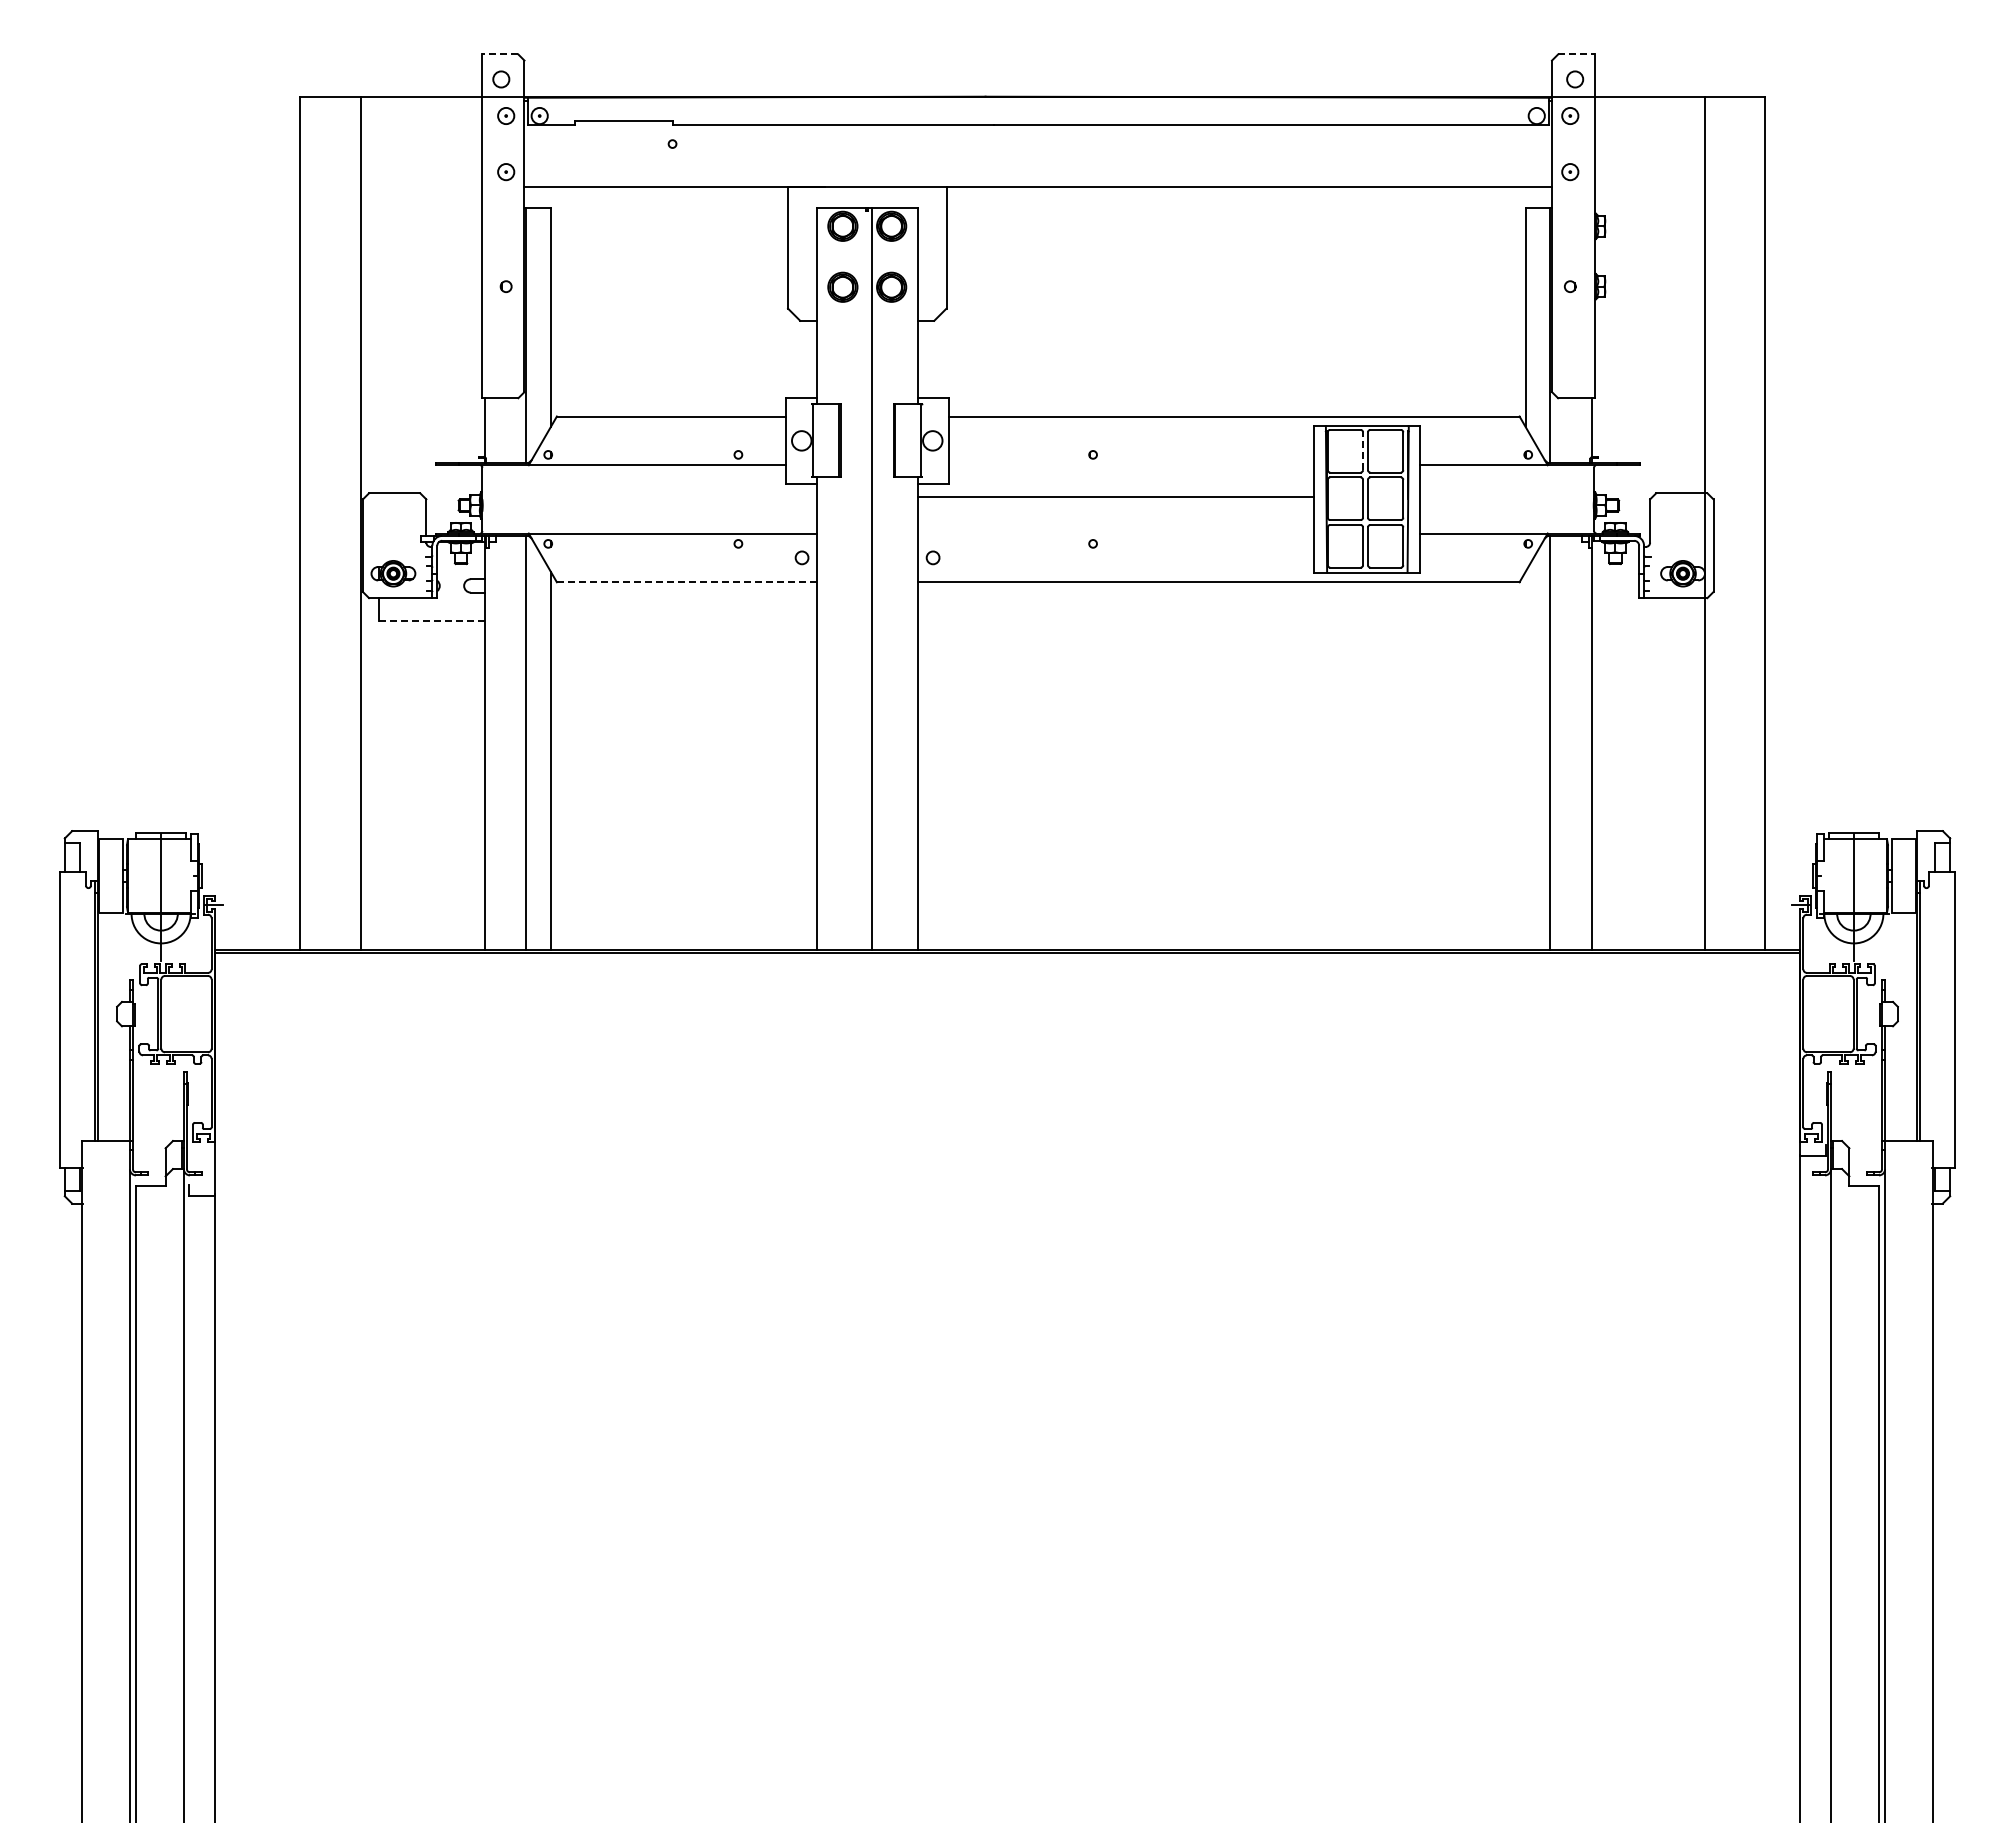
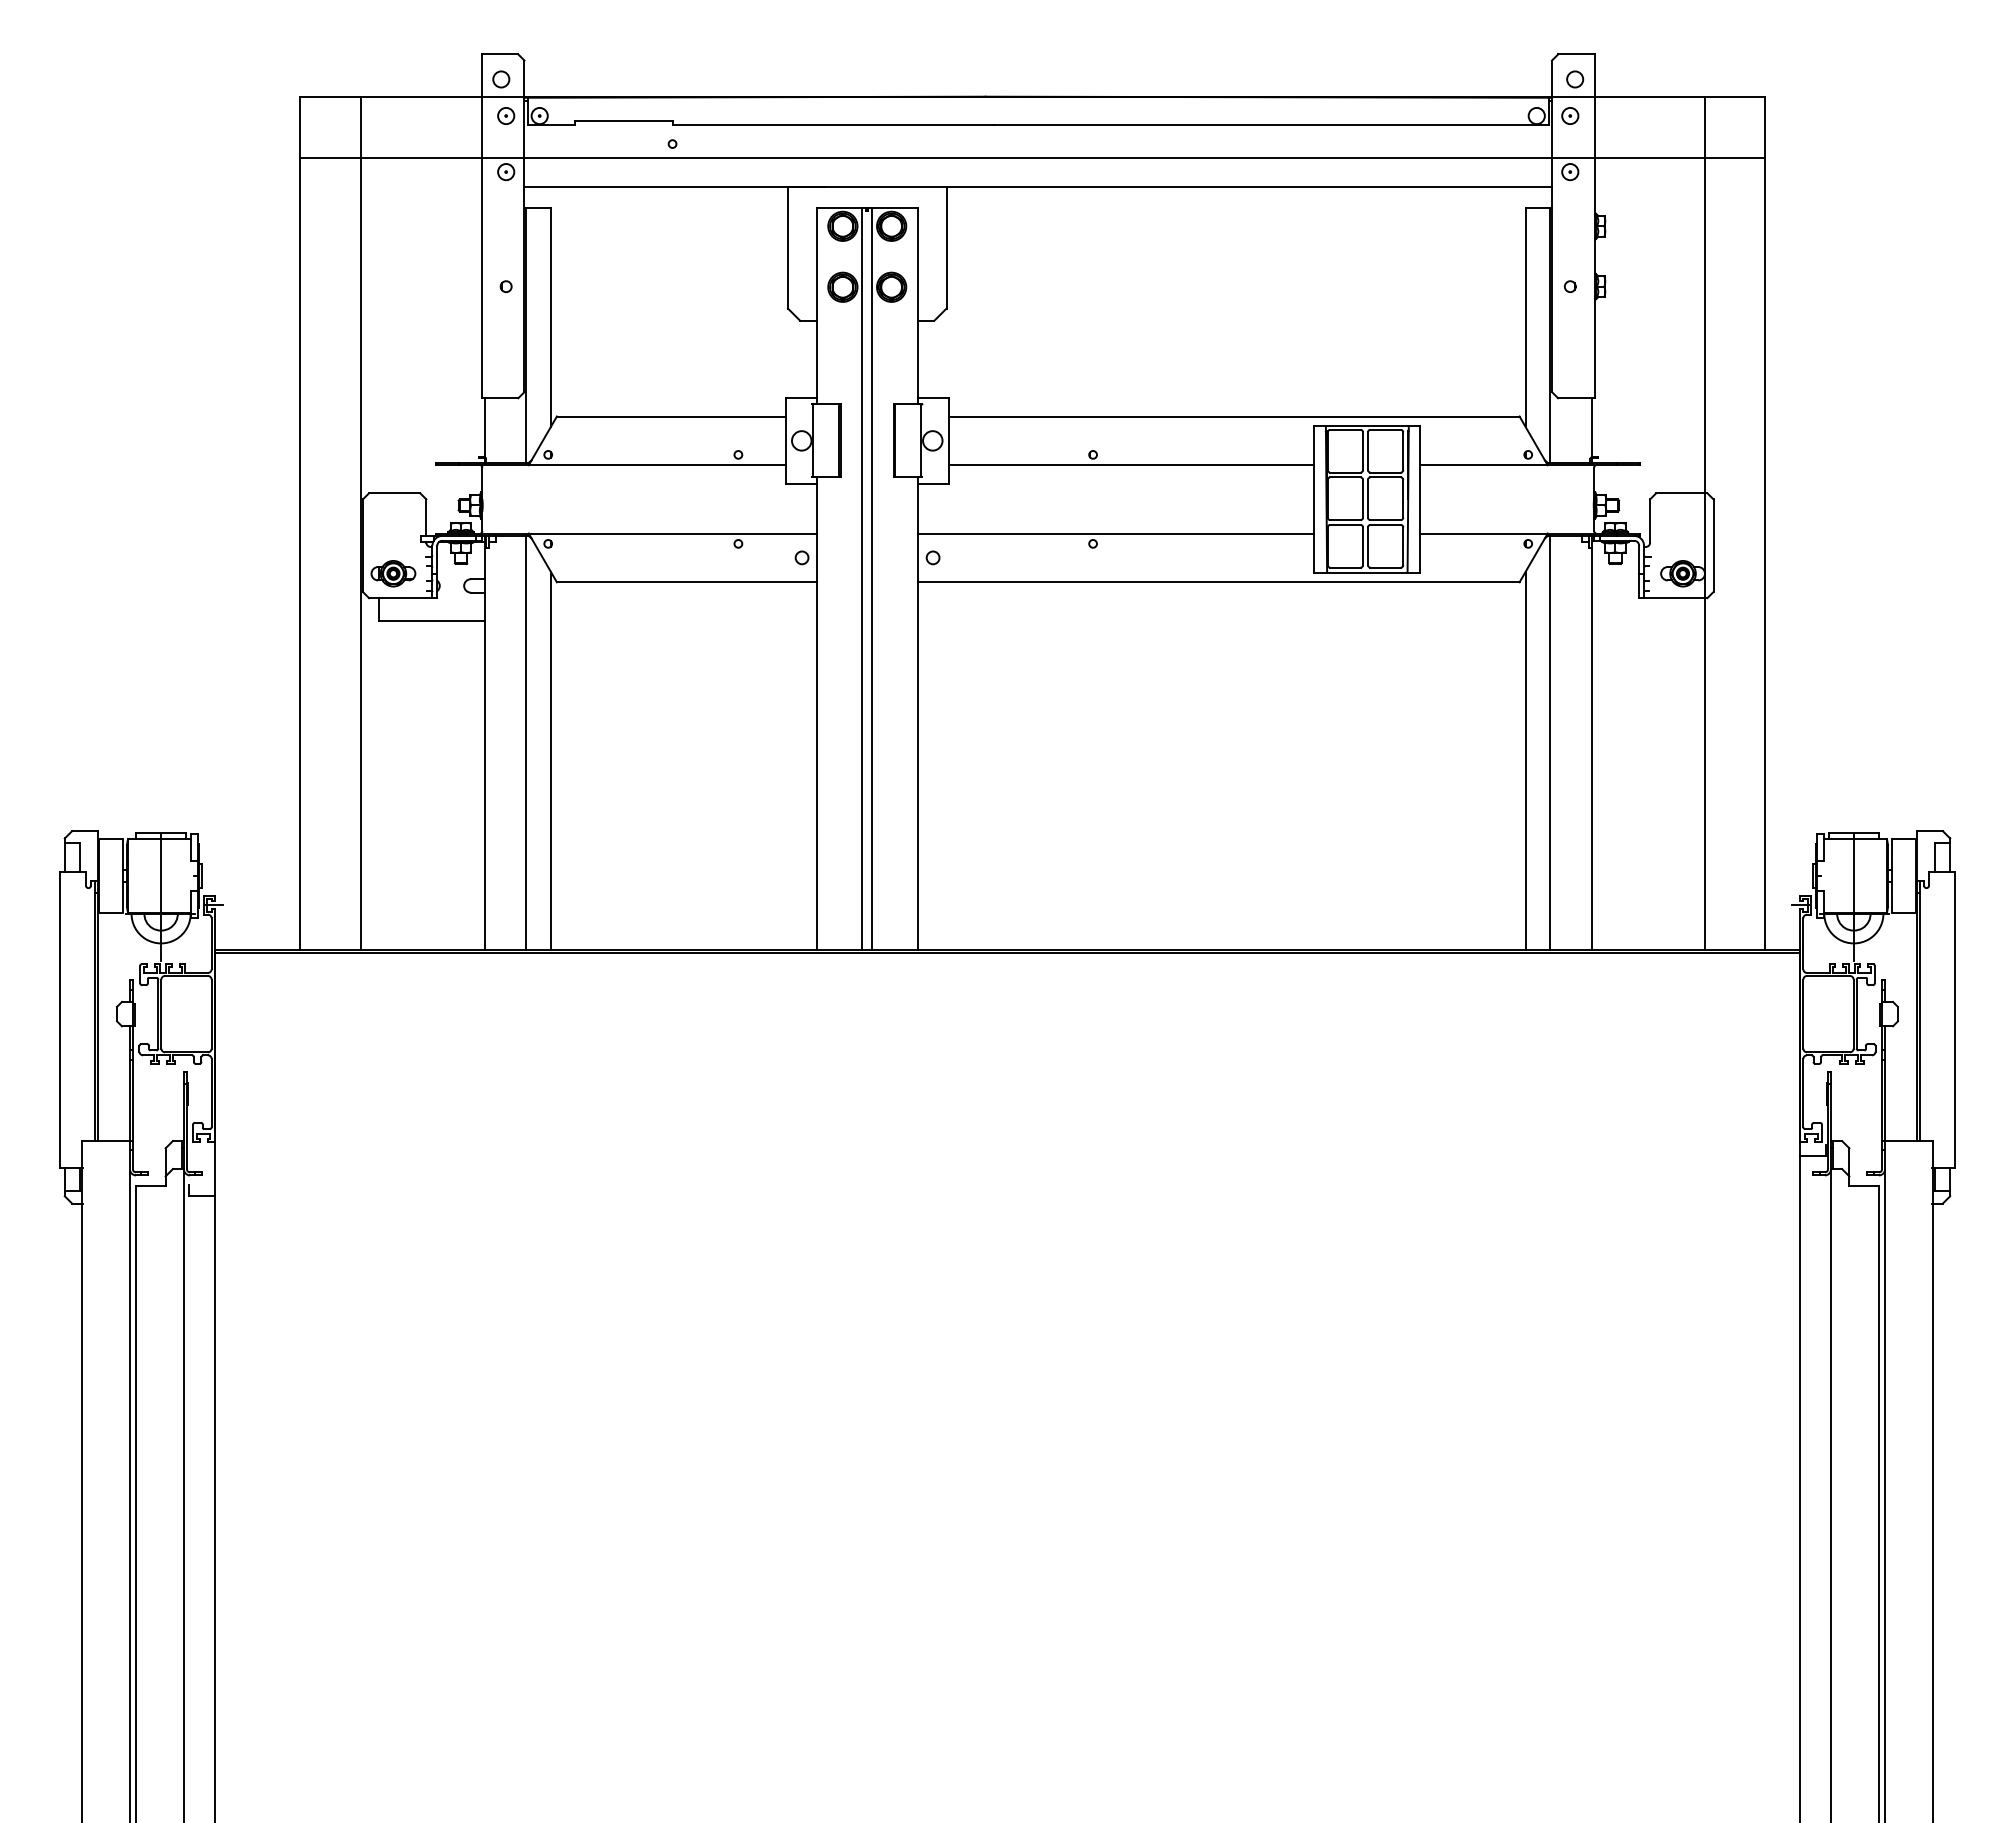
line: dashed -> solid (499, 54)
line: dashed -> solid (1576, 54)
line: none -> present (1032, 158)
line: dashed -> solid (1363, 451)
line: none -> present (1131, 465)
line position: (1115, 496) -> (1115, 533) (1115, 533)
line: none -> present (862, 579)
line: dashed -> solid (687, 582)
line: dashed -> solid (431, 621)
line: none -> present (1525, 760)
